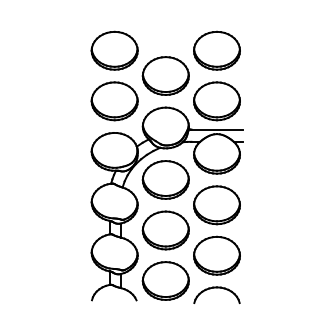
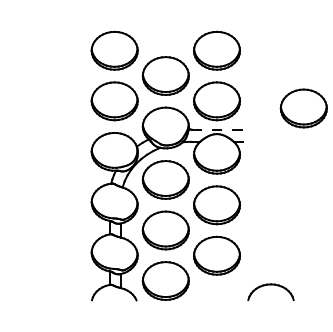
part: none -> present (303, 108)
line: solid -> dashed (217, 129)
part position: (216, 294) -> (270, 291) (270, 291)
